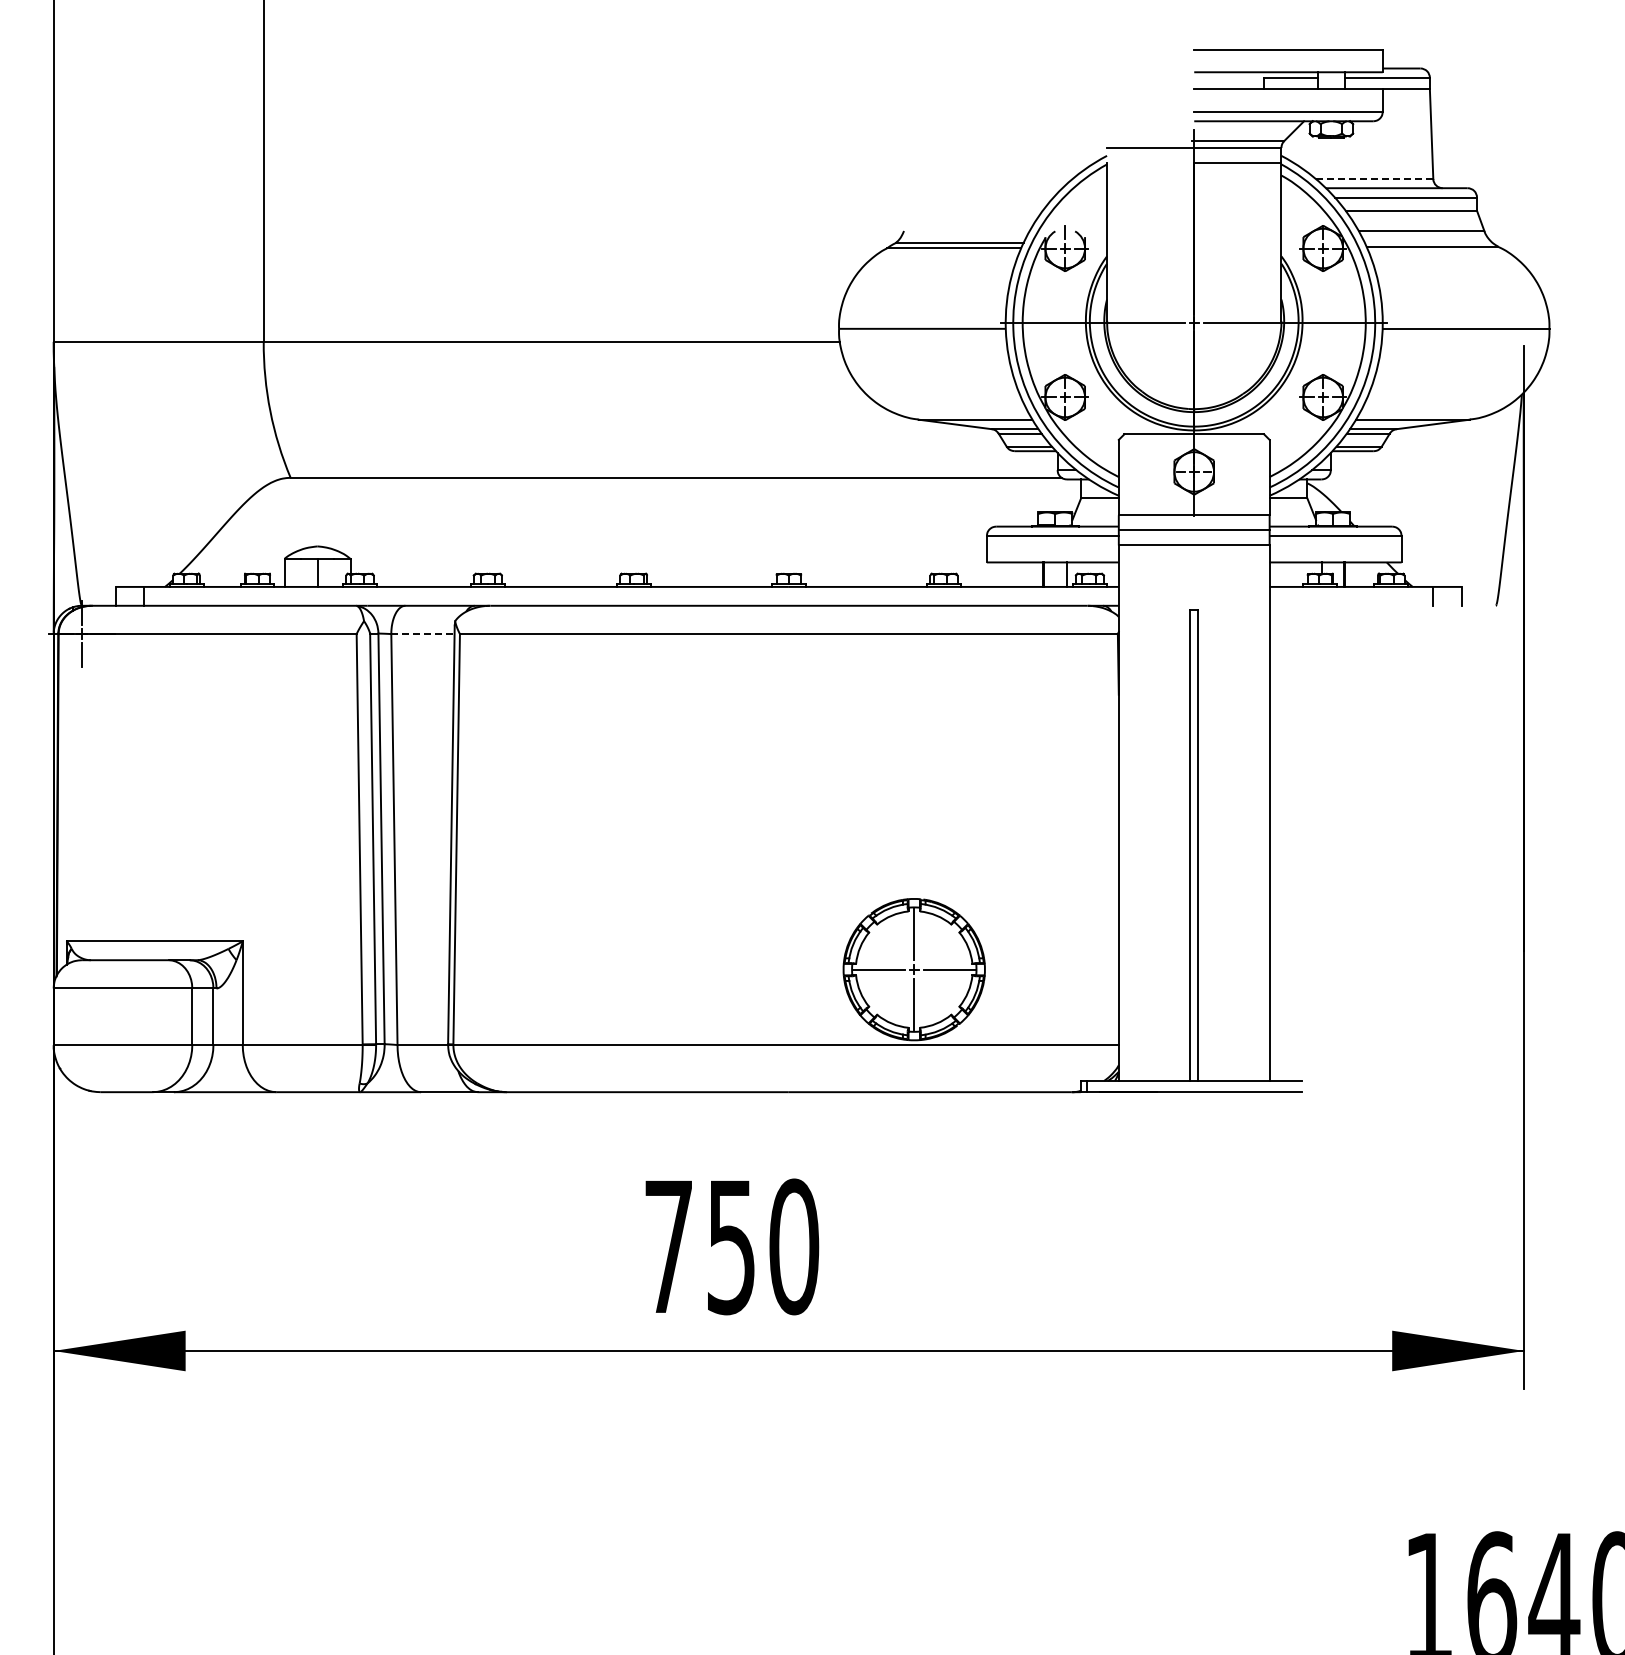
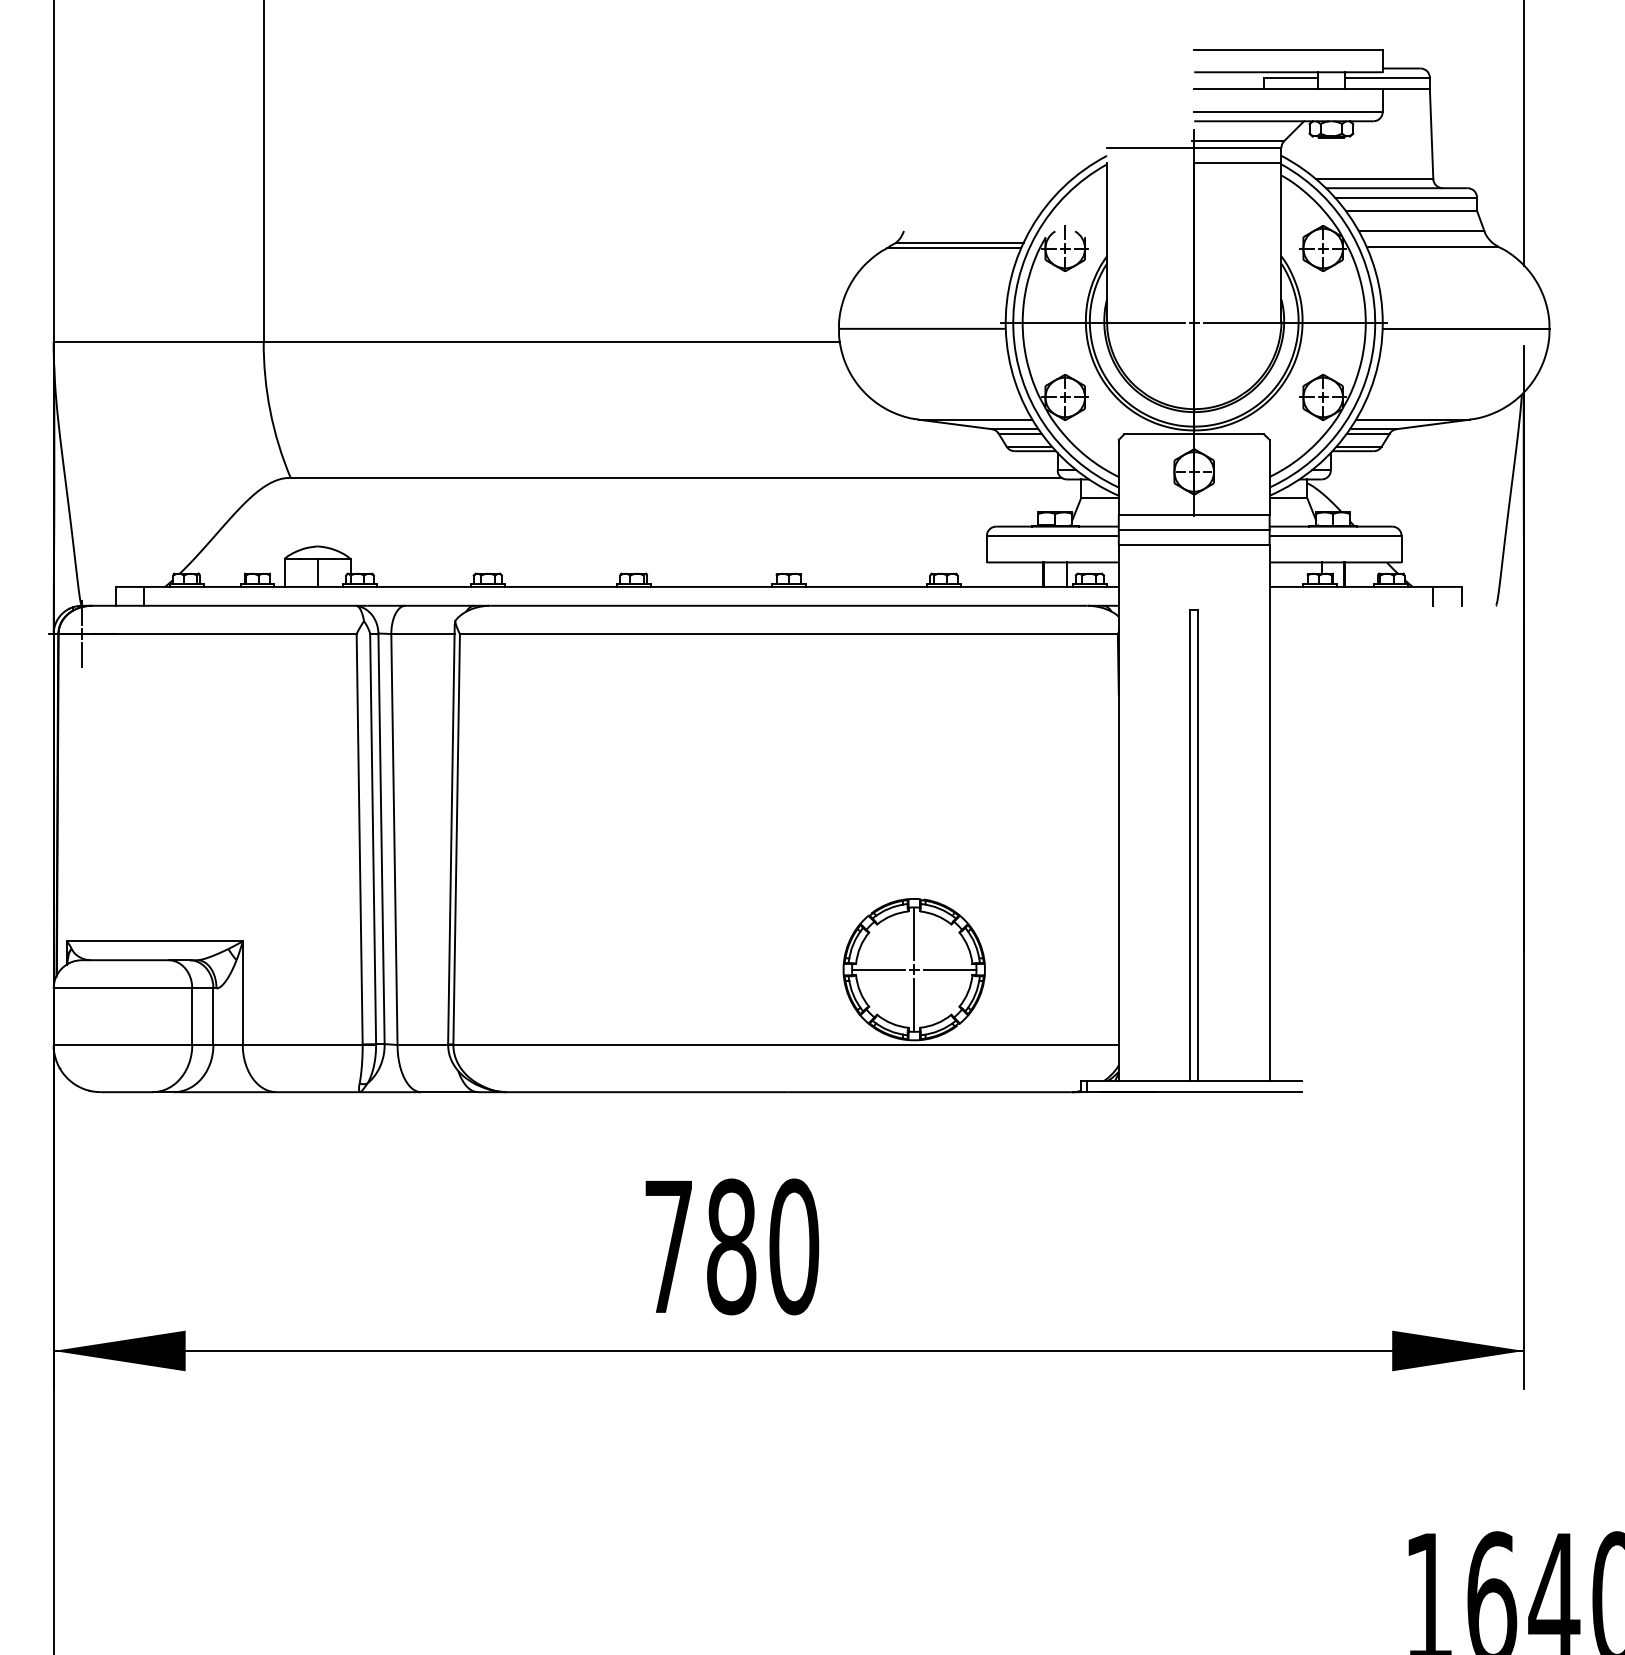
line: none -> present (1524, 133)
line: dashed -> solid (1374, 179)
line: dashed -> solid (422, 634)
text: 750 -> 780 (731, 1246)
